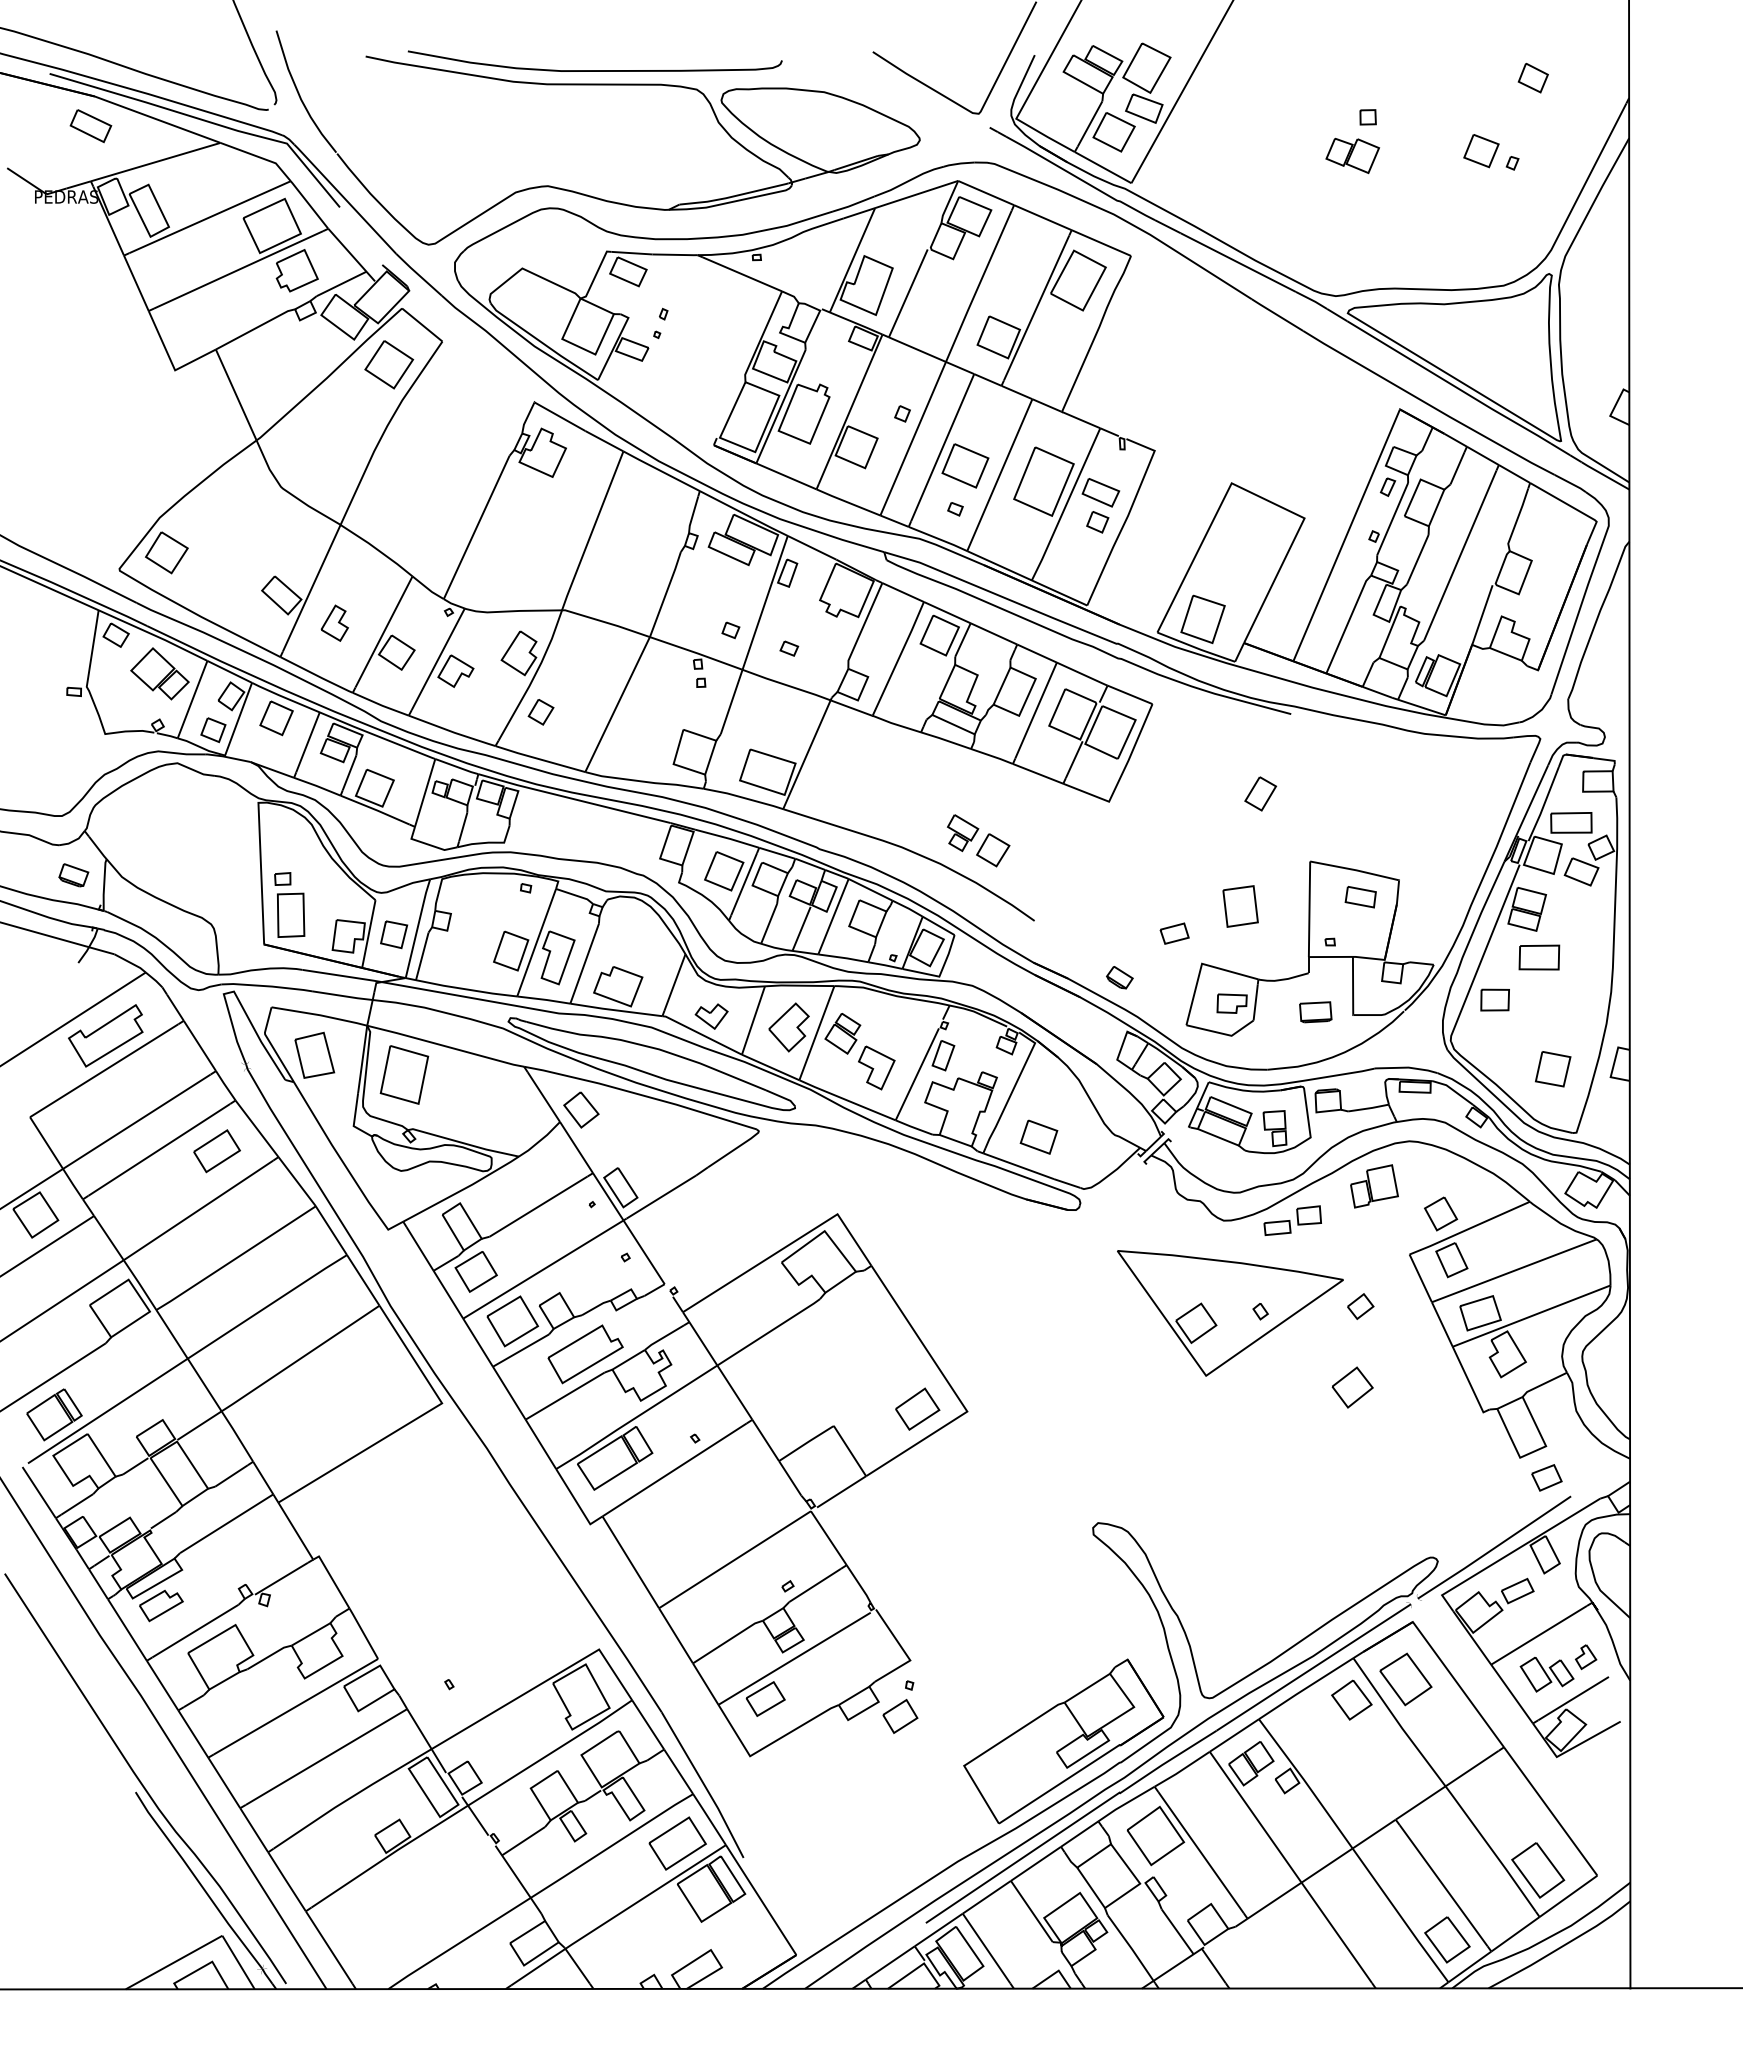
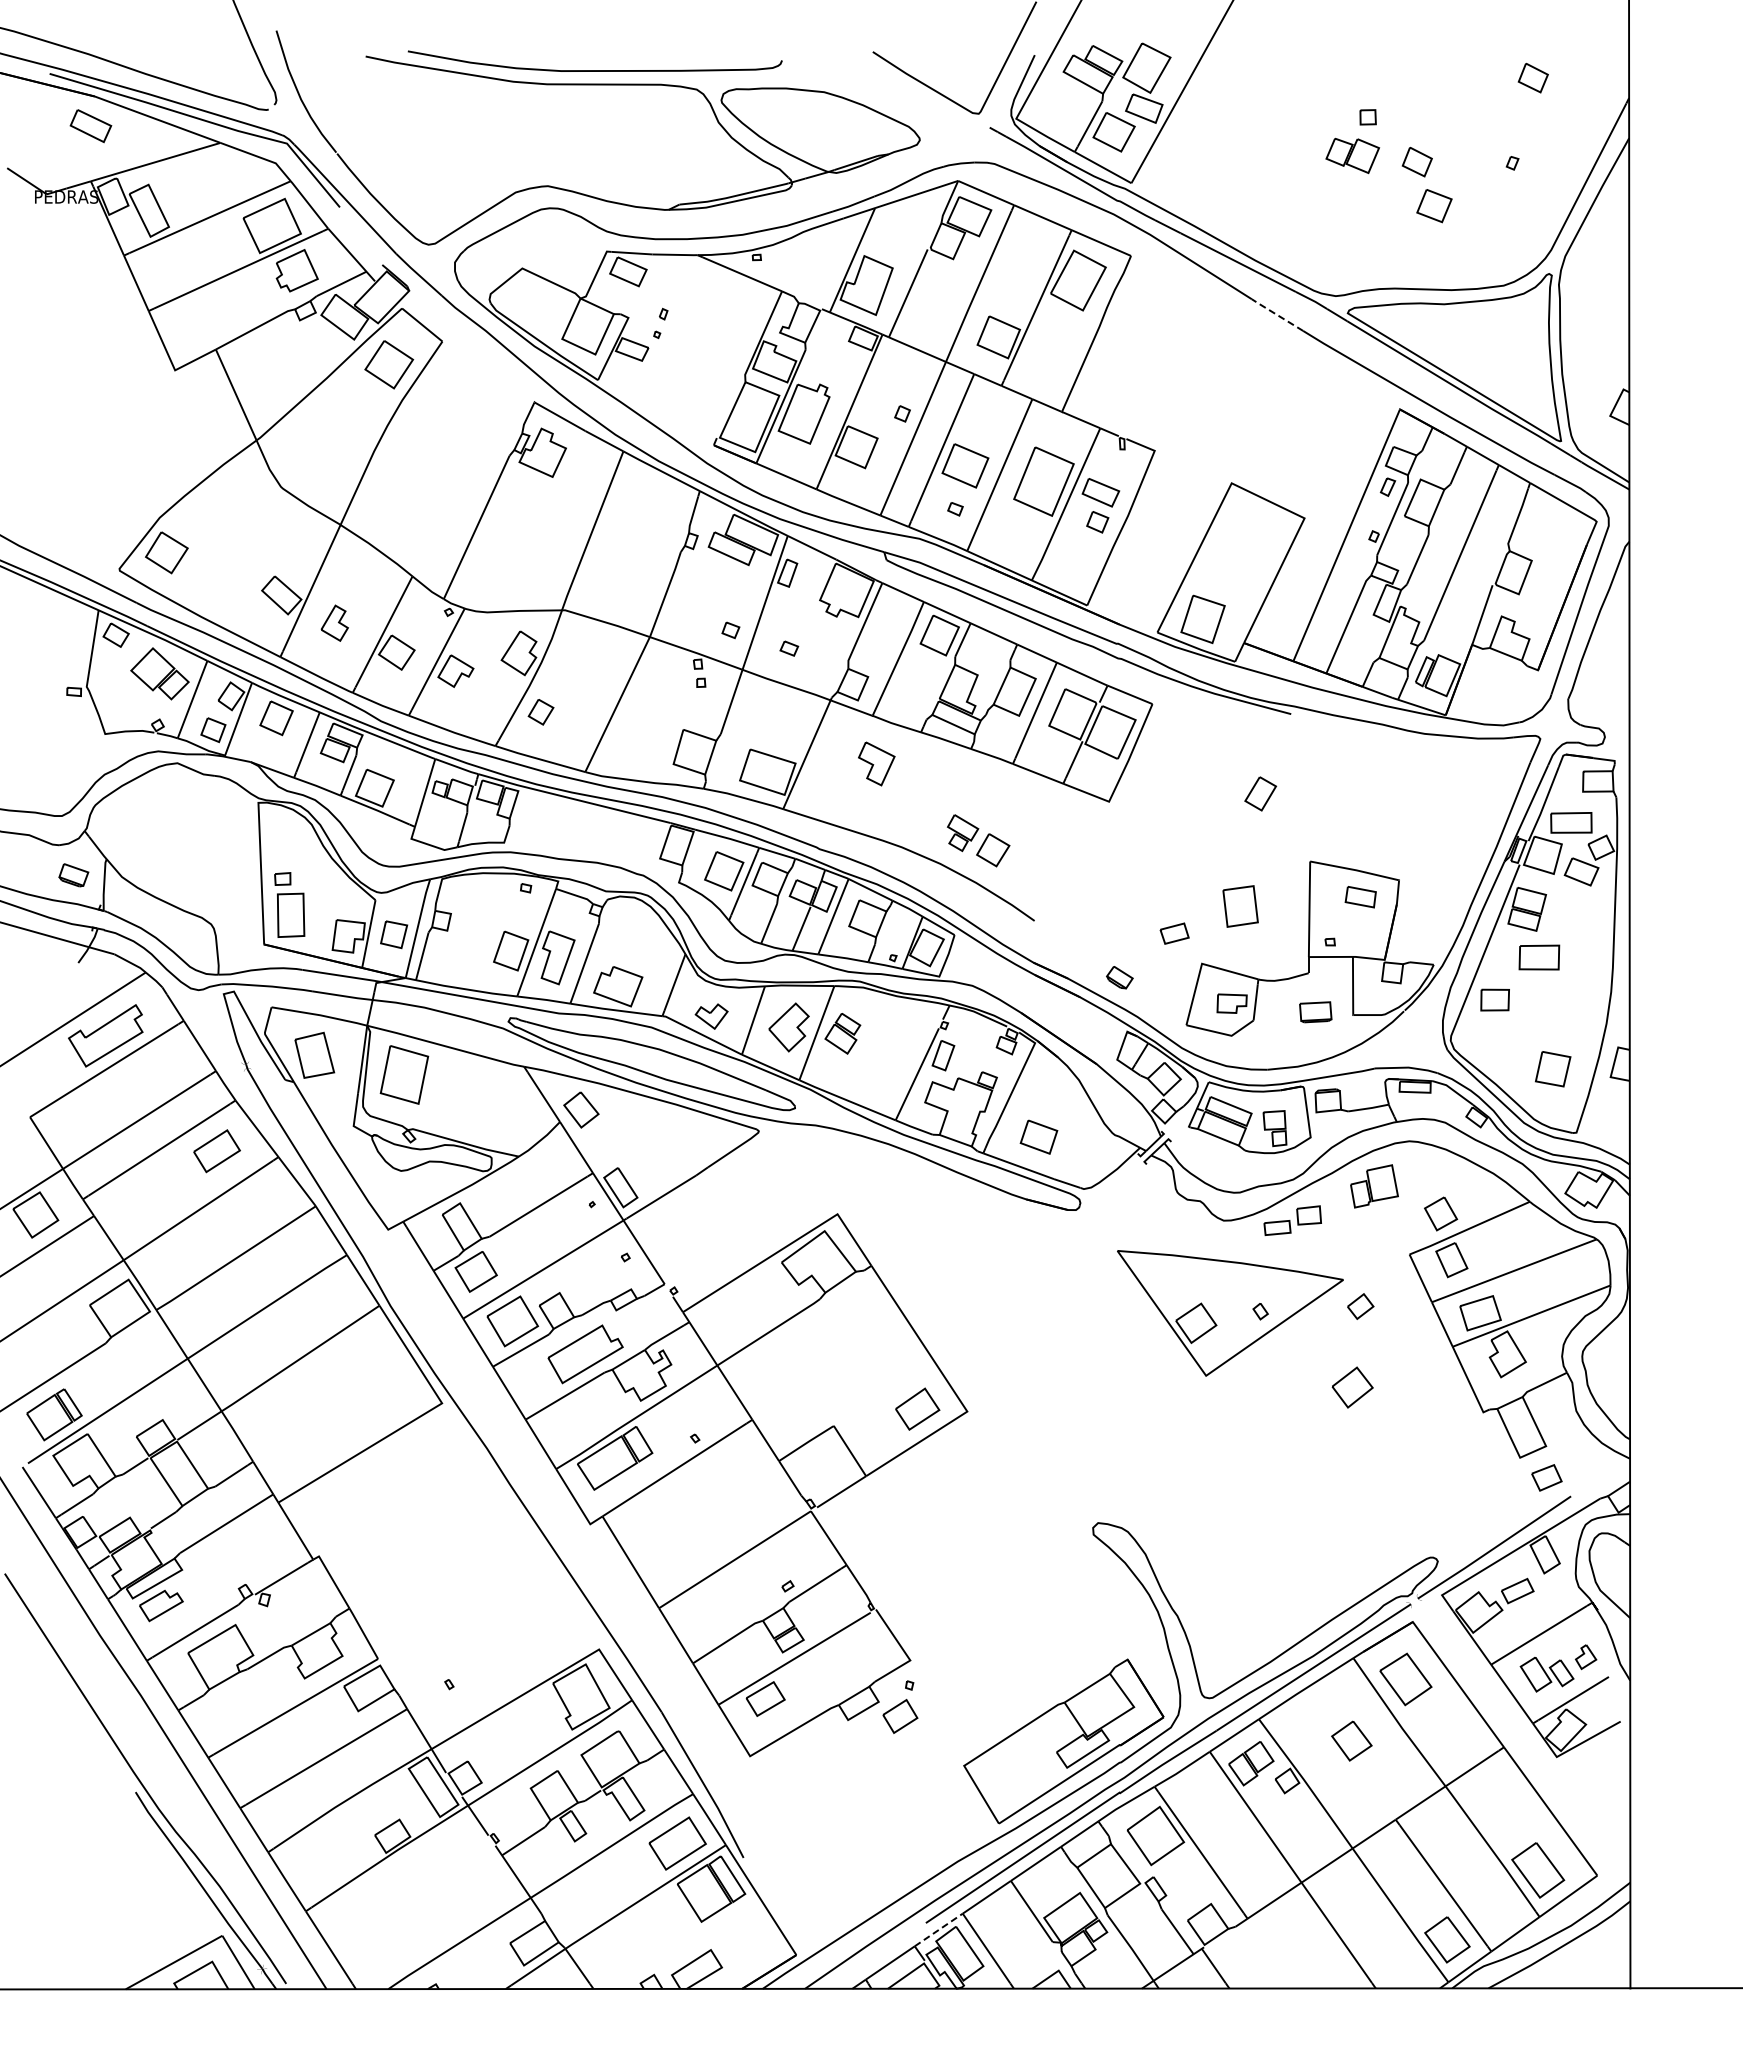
part position: (1481, 151) -> (1434, 206) (1434, 206)
part: none -> present (1416, 162)
line: solid -> dashed (1276, 314)
part position: (876, 1067) -> (876, 763) (876, 763)
part position: (1351, 1699) -> (1351, 1740) (1351, 1740)
line: solid -> dashed (939, 1929)
